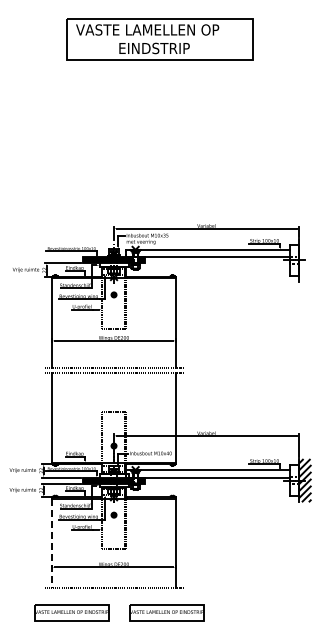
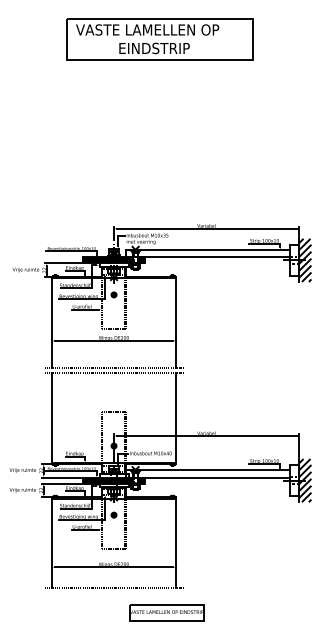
hatch: none -> present (305, 259)
line: dashed -> solid (52, 543)
part: present -> none (71, 612)
